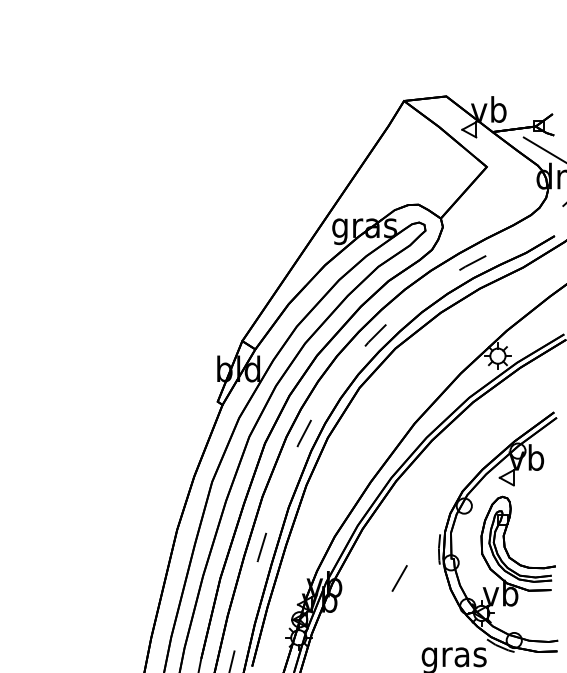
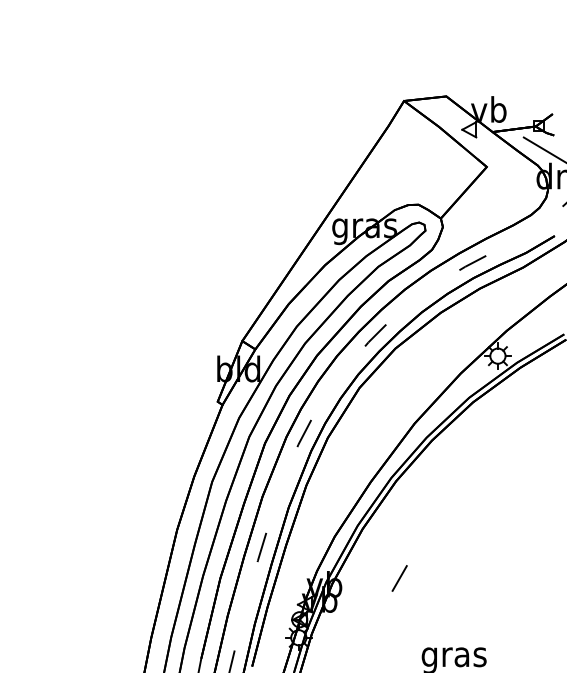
part: present -> none (498, 531)
